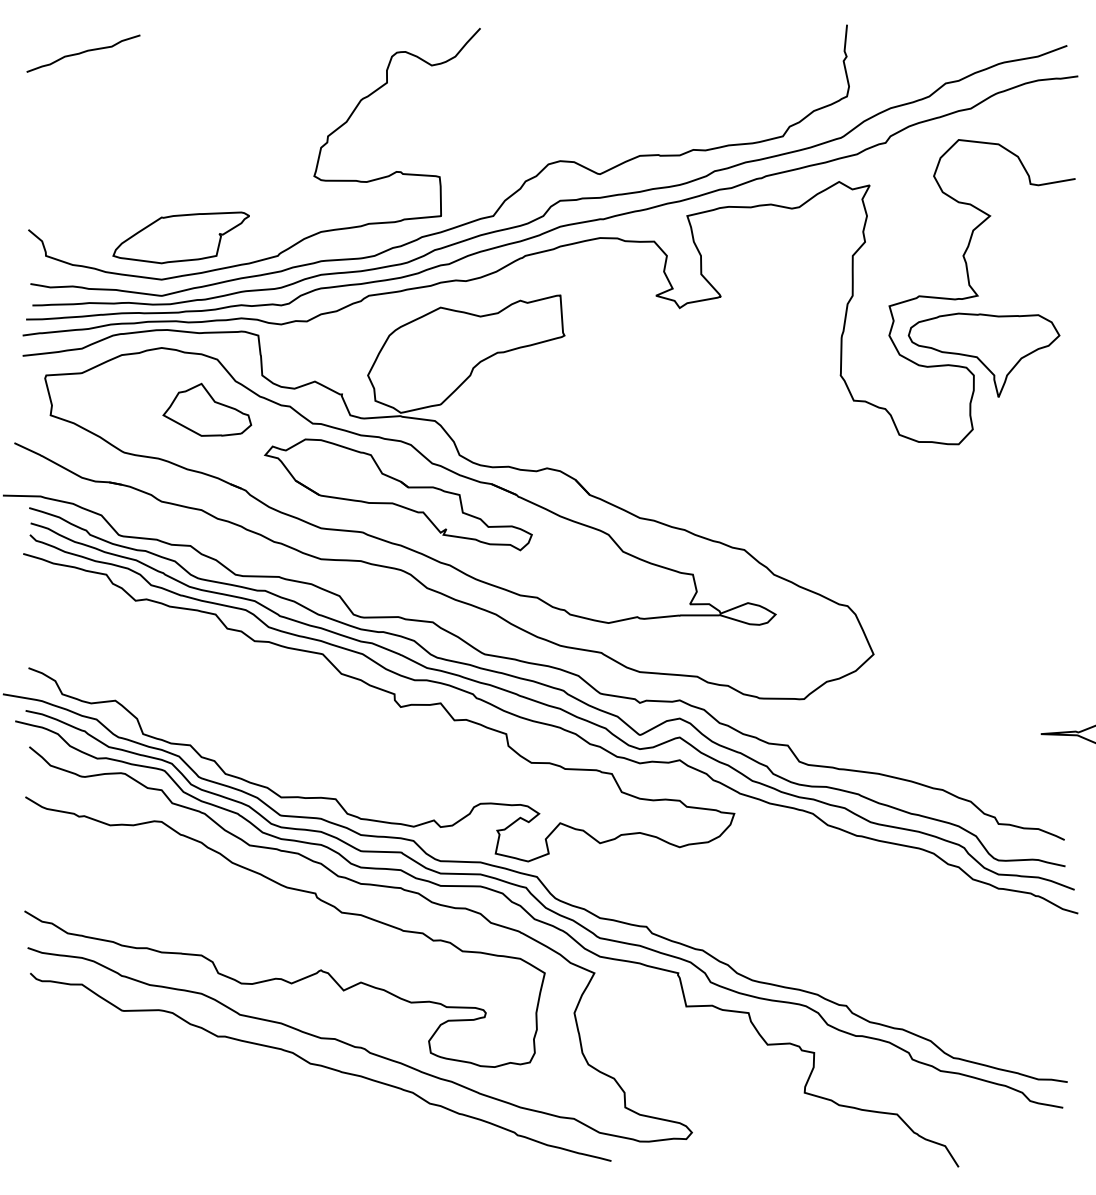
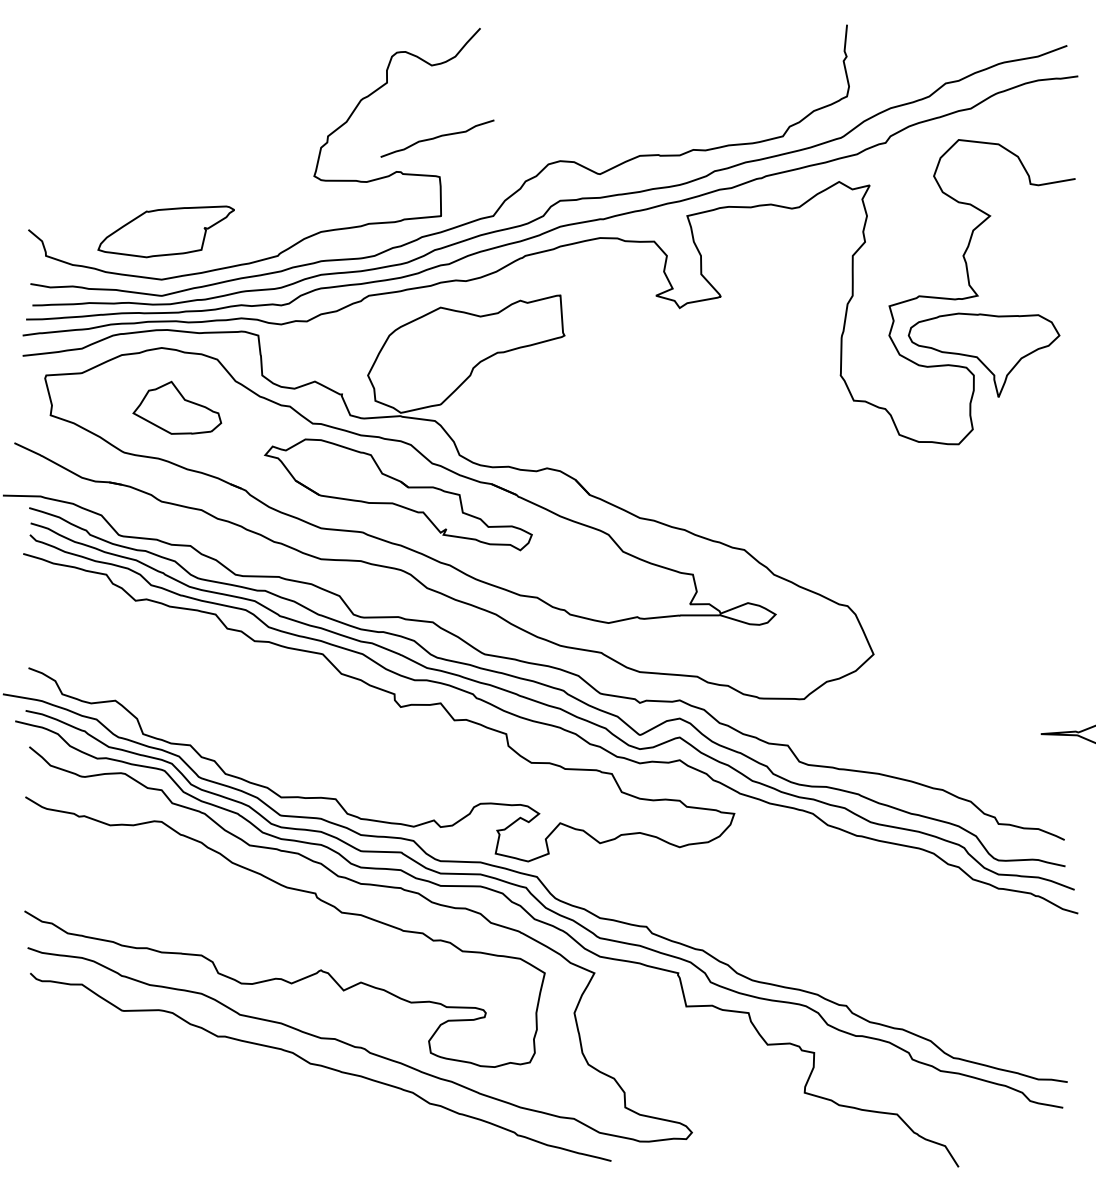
curve position: (83, 53) -> (437, 138) (437, 138)
part position: (180, 237) -> (165, 231) (165, 231)
part position: (207, 409) -> (177, 407) (177, 407)
